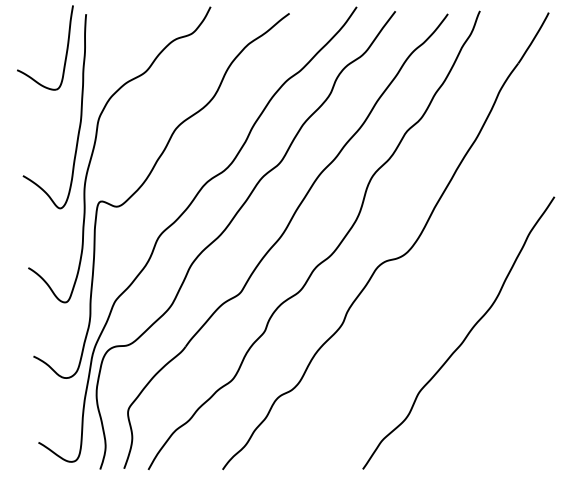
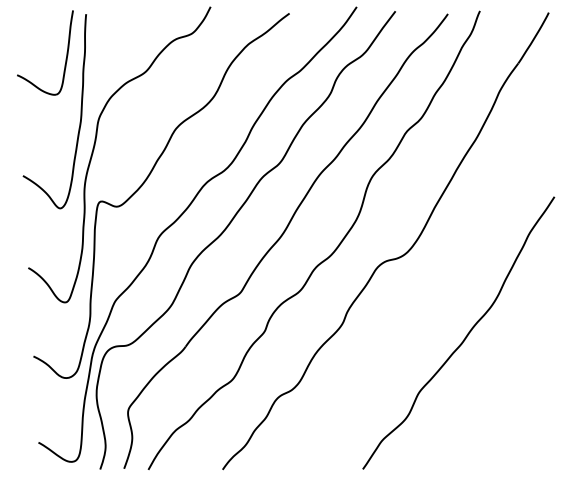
part position: (65, 53) -> (65, 58) (65, 58)
